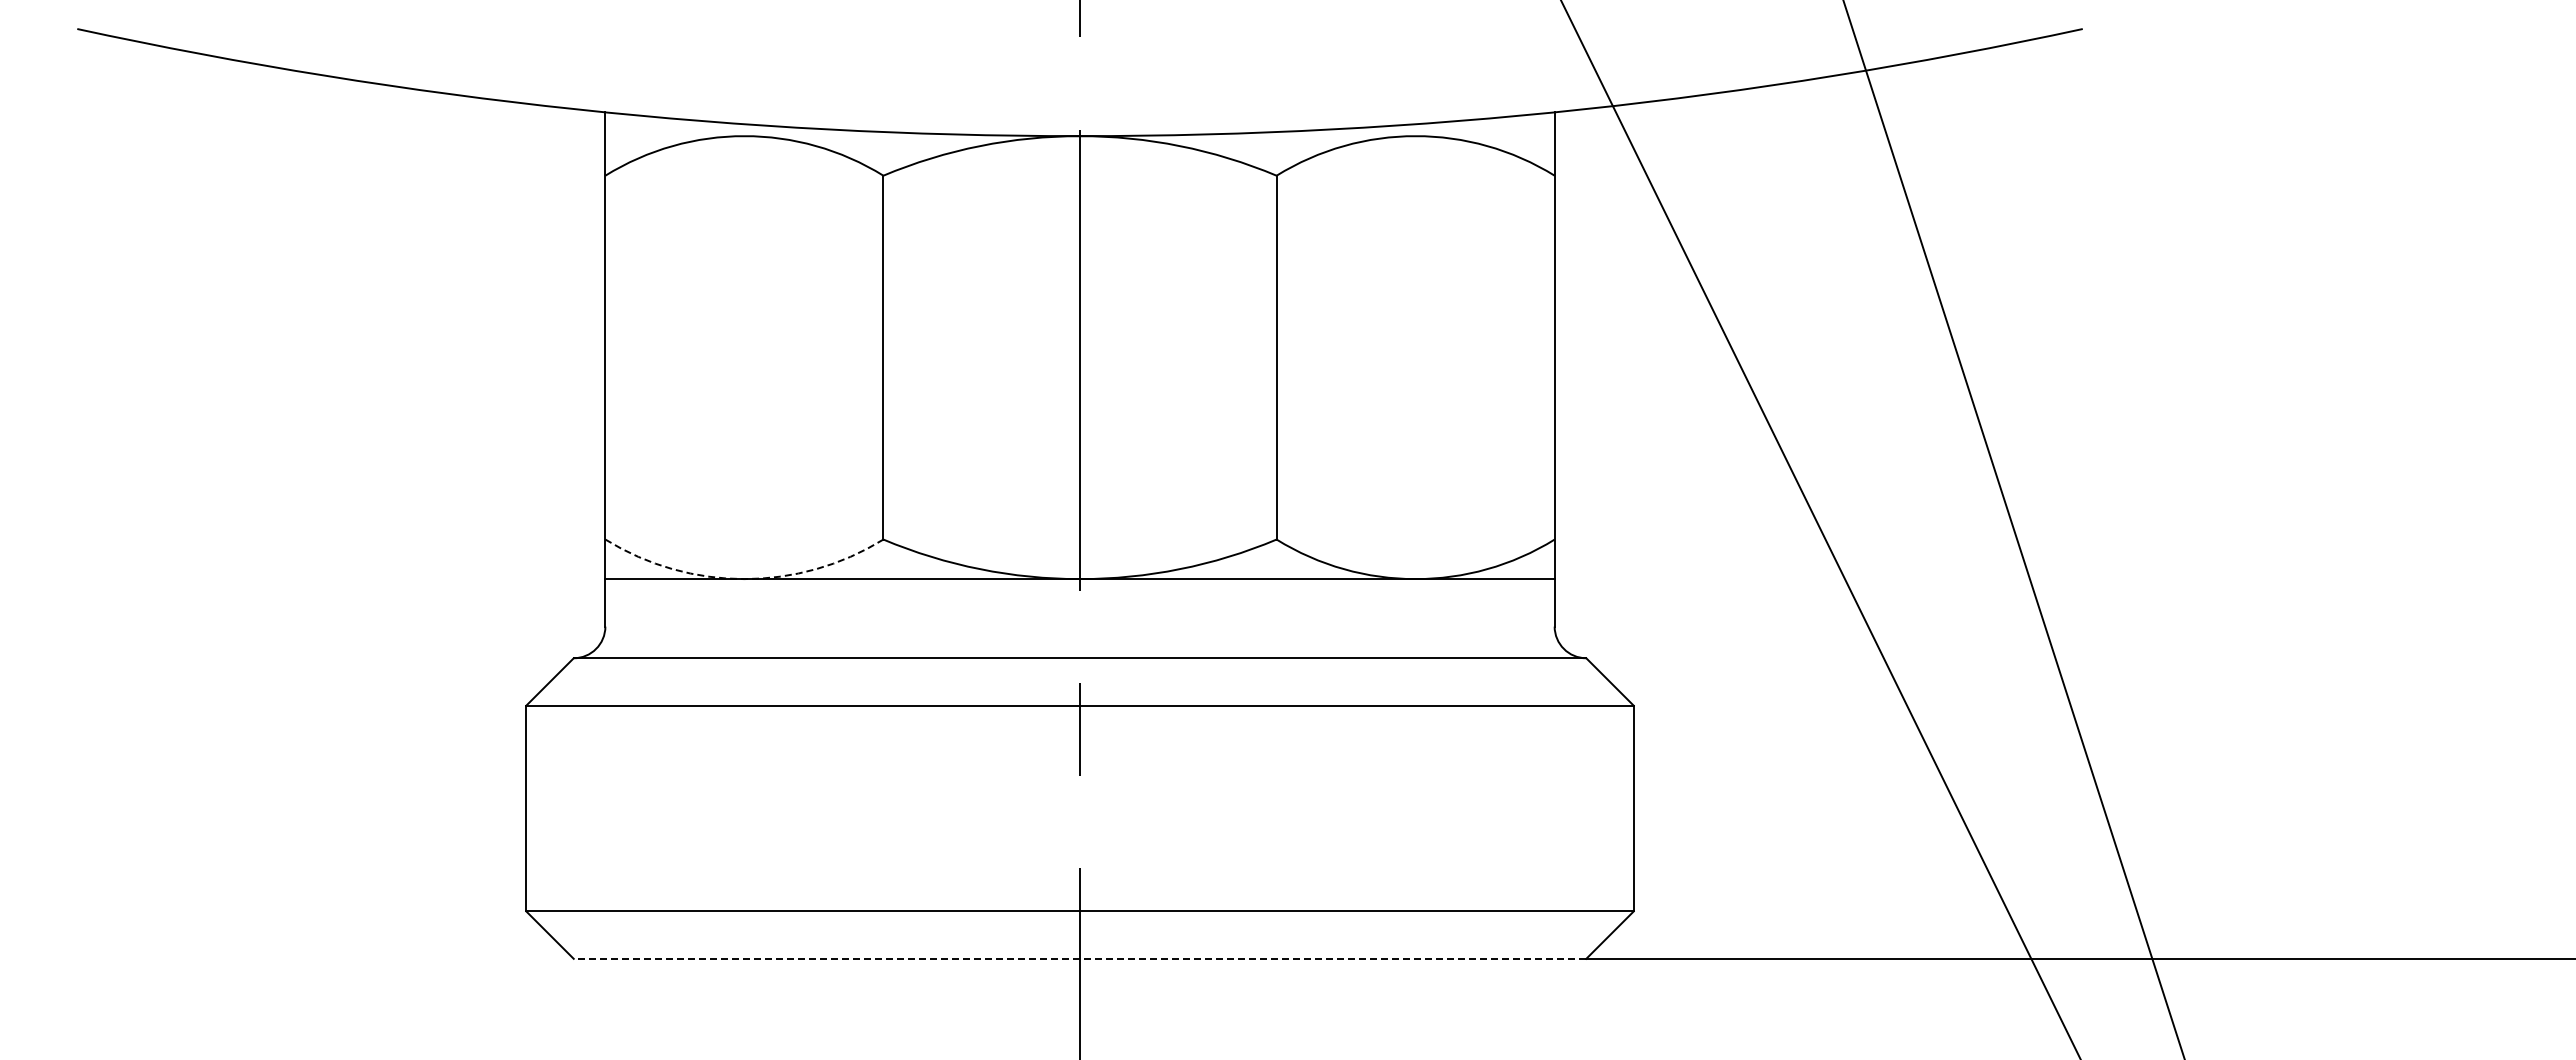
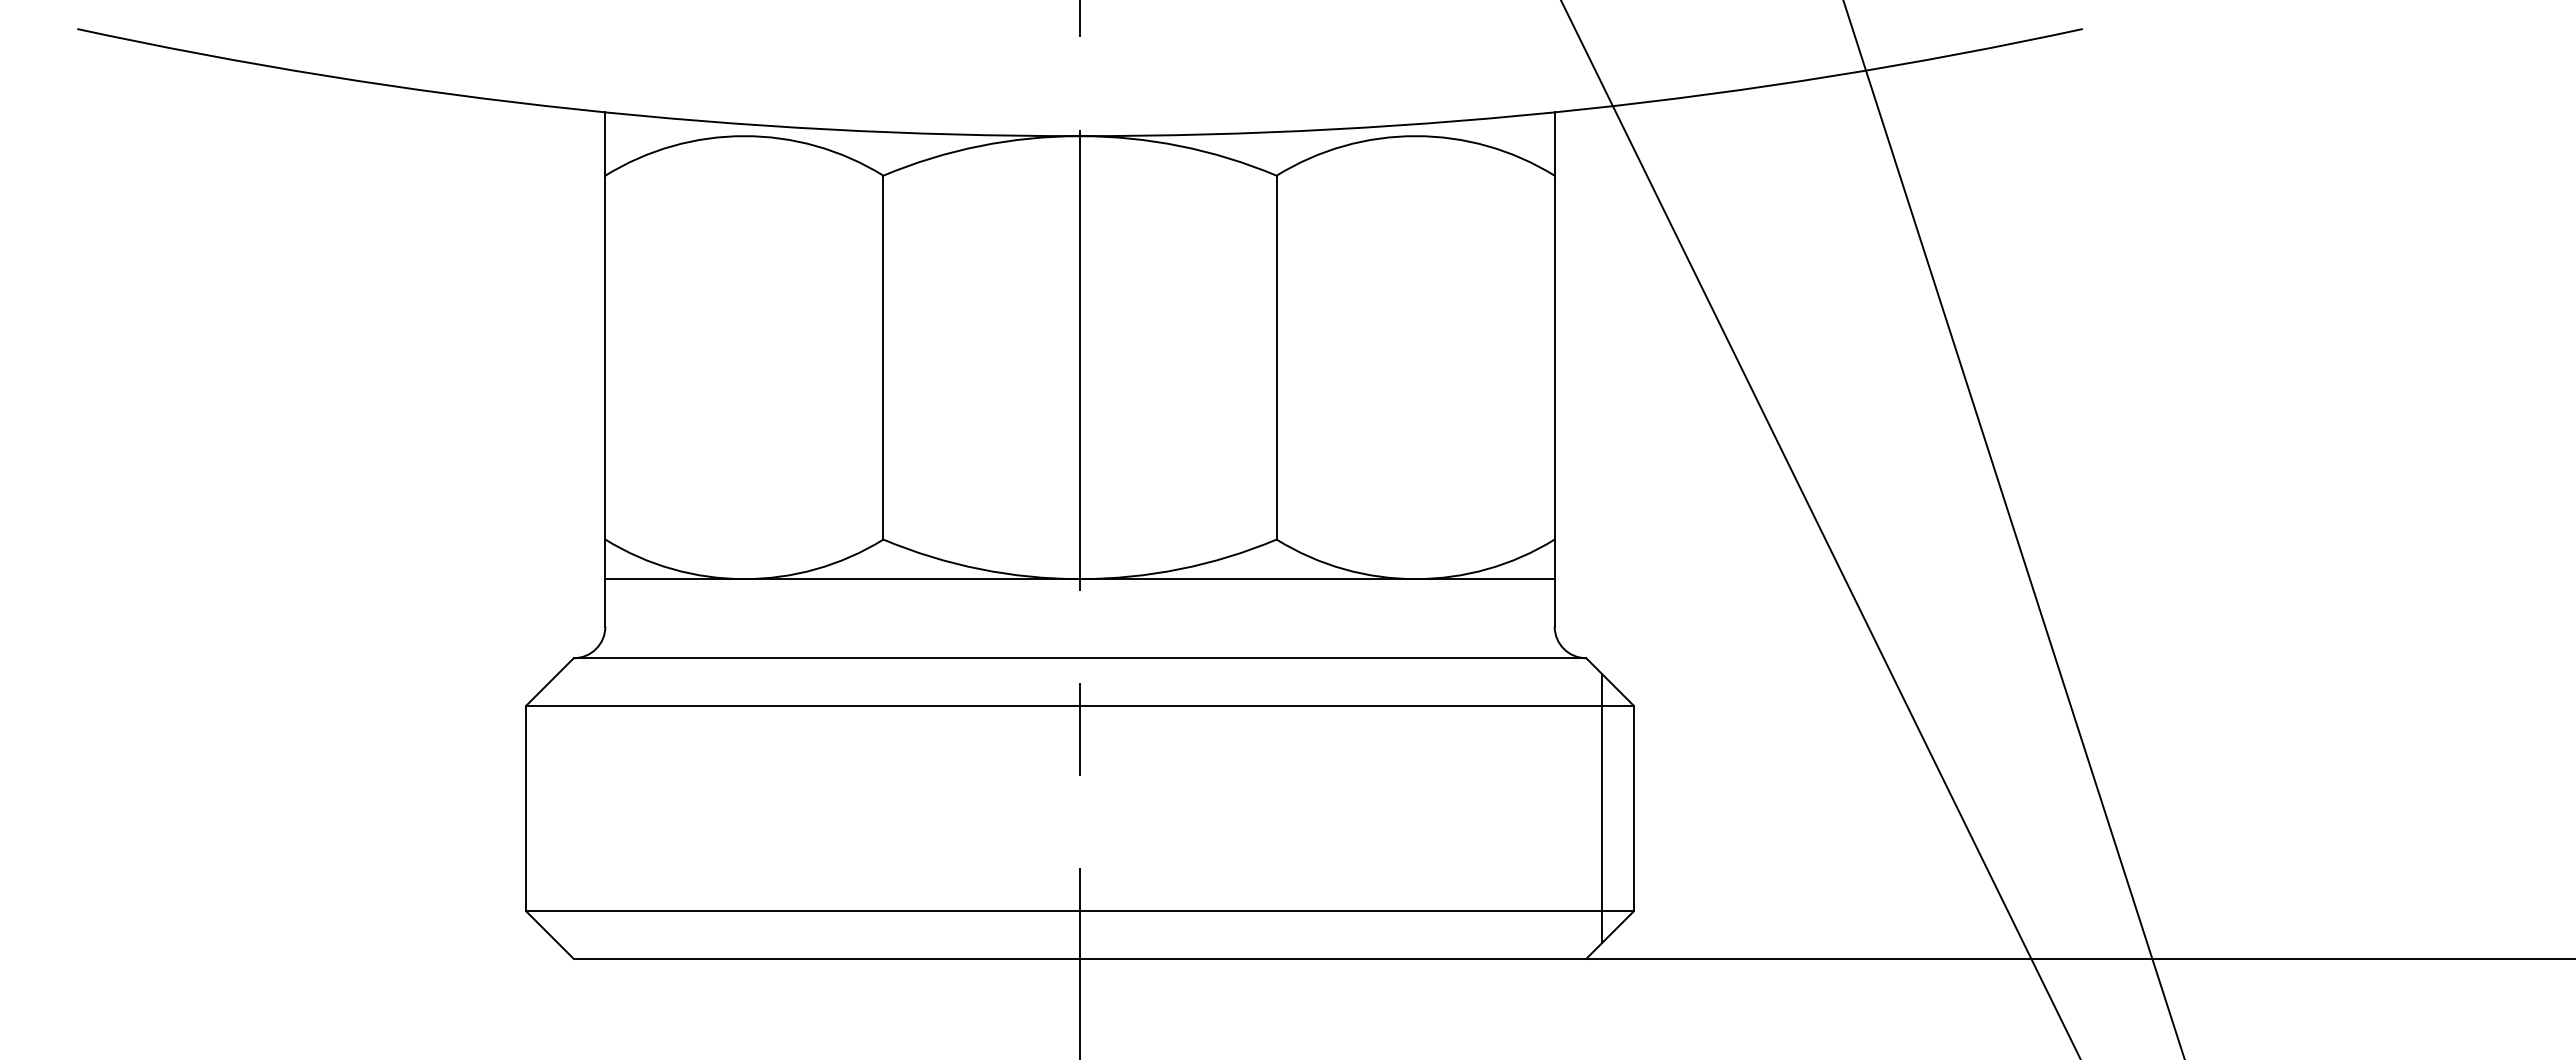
arc: dashed -> solid (744, 579)
line: none -> present (1602, 808)
line: dashed -> solid (1079, 958)
